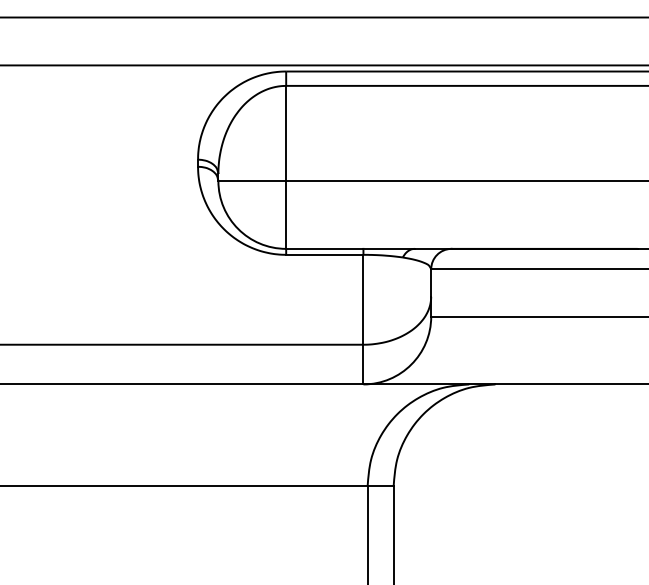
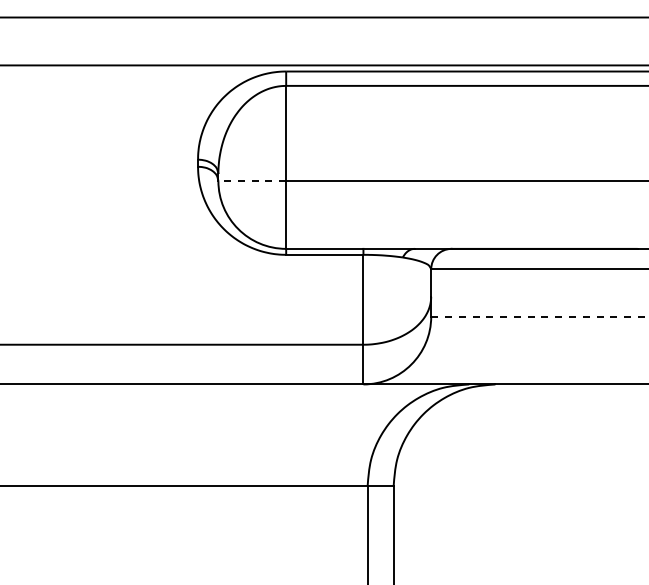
line: solid -> dashed (252, 181)
line: solid -> dashed (540, 316)
